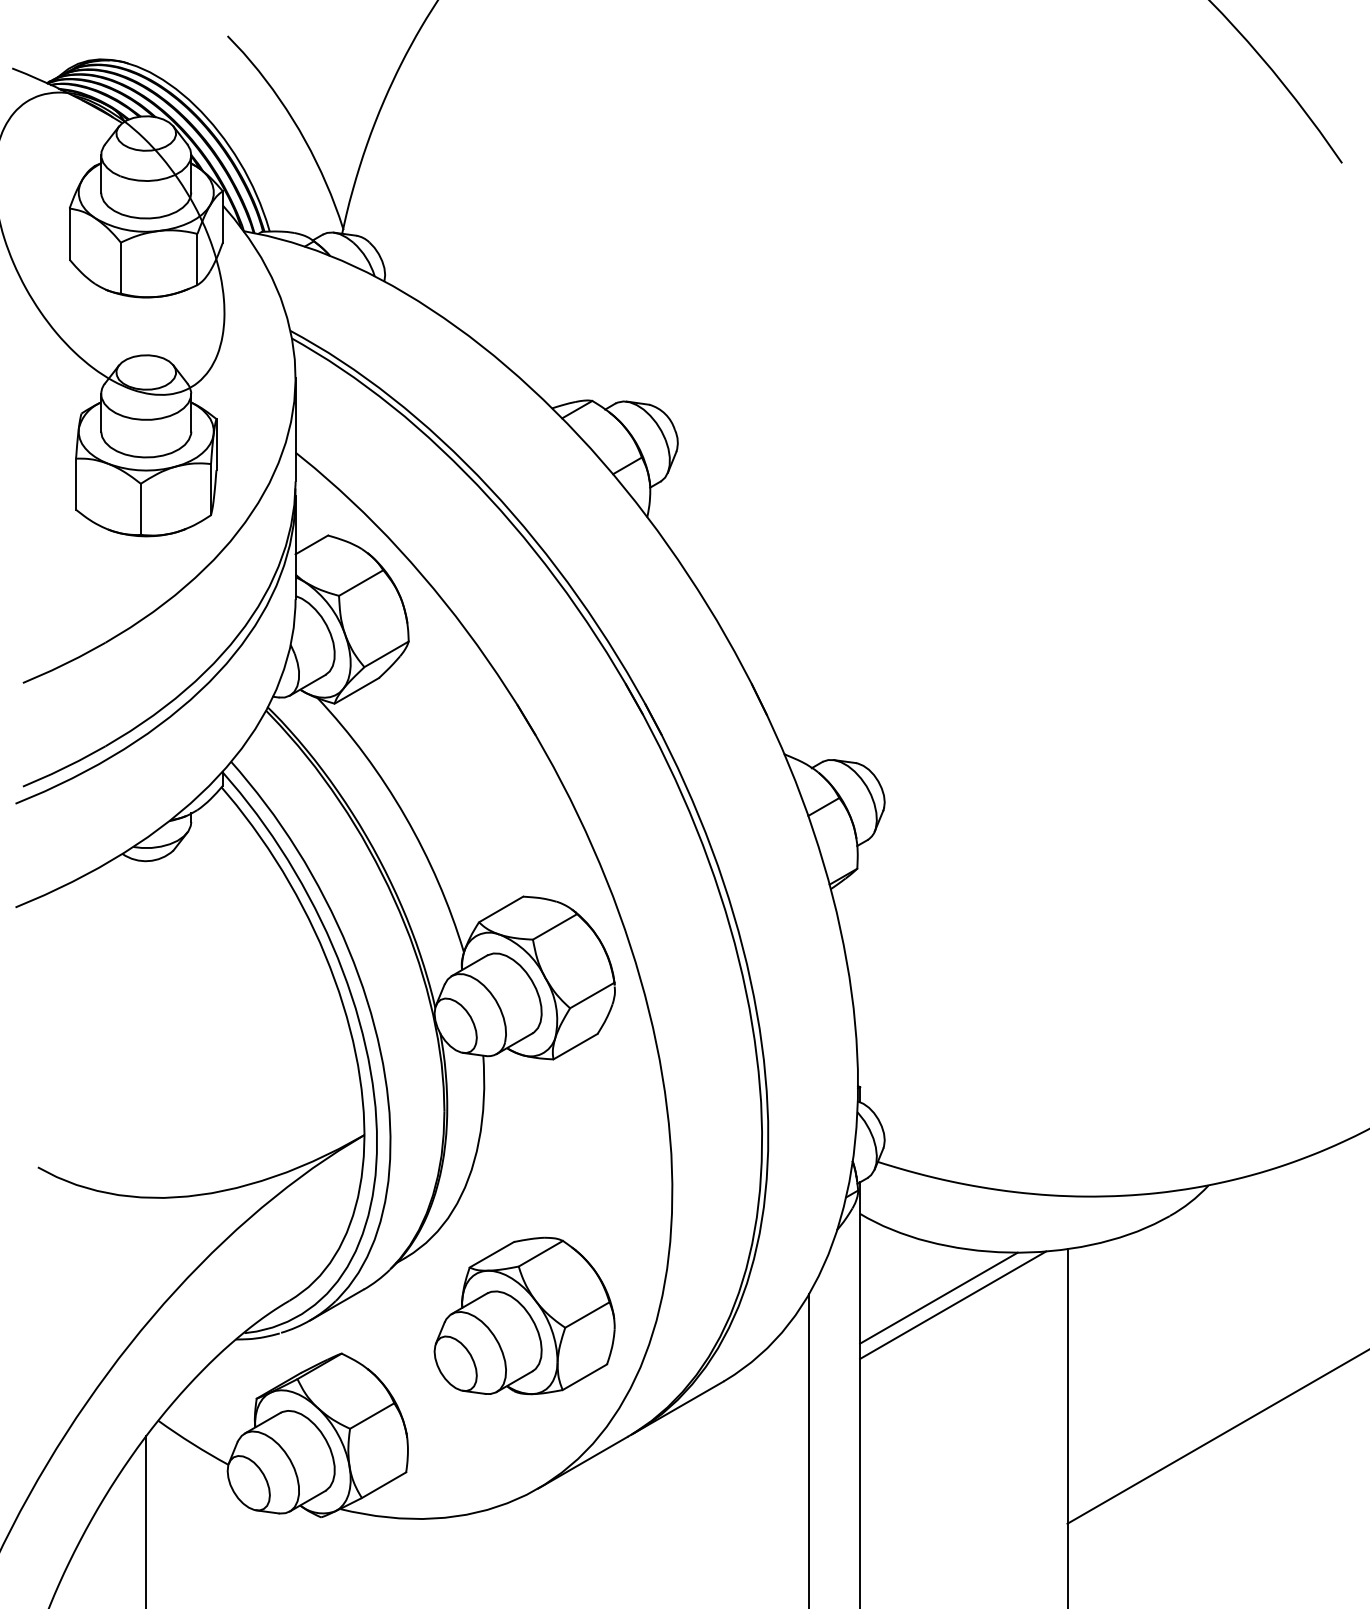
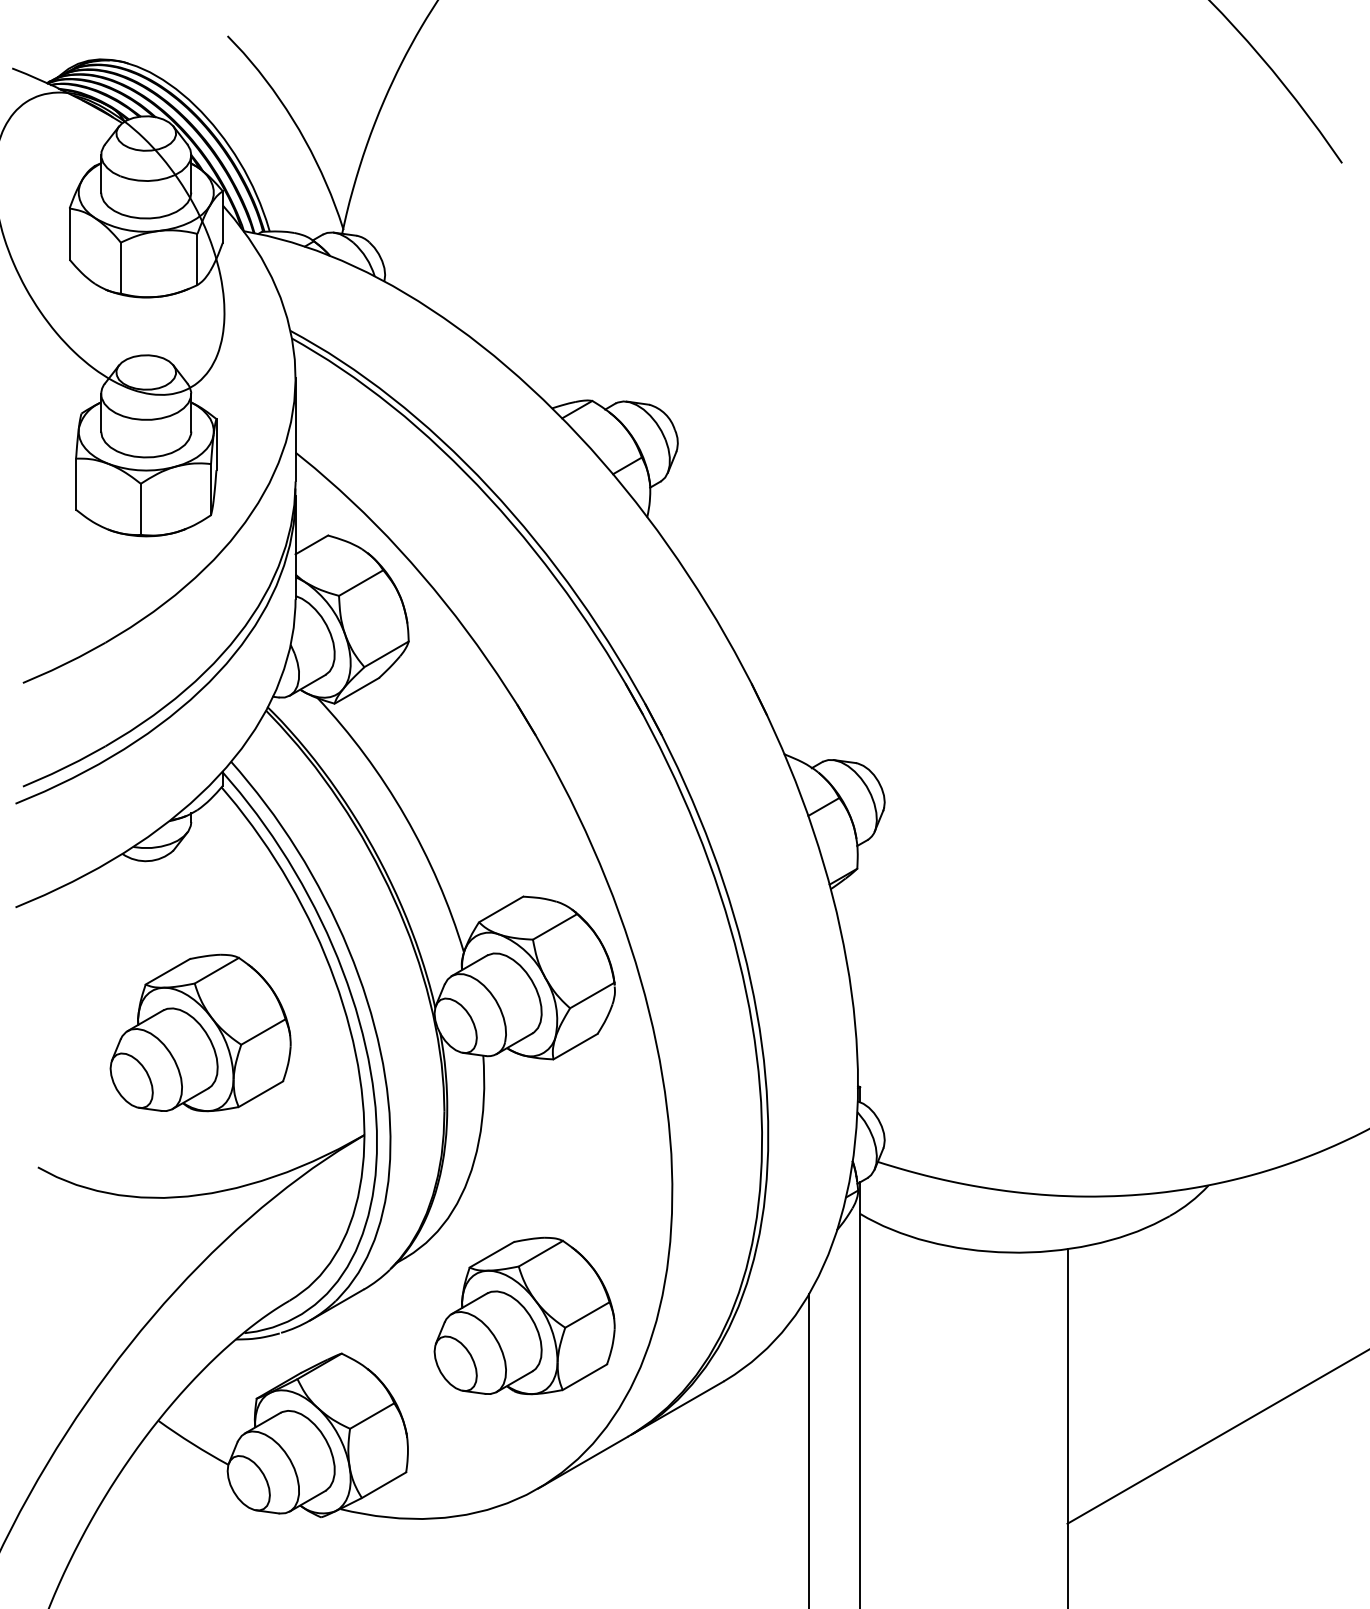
part: none -> present (200, 1032)
line: present -> none (938, 1297)
line: present -> none (953, 1304)
line: present -> none (146, 1520)
